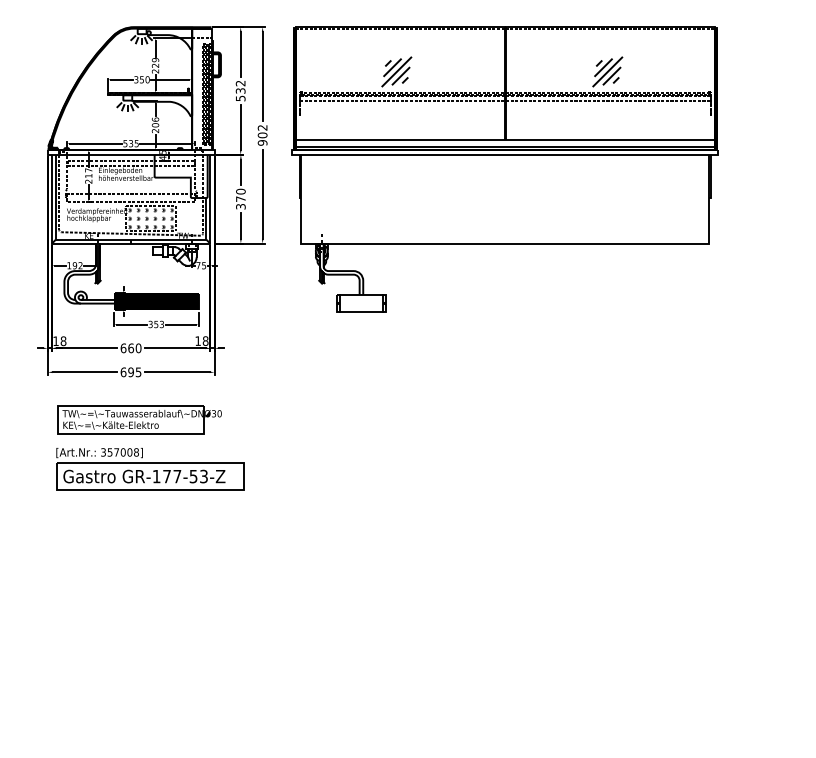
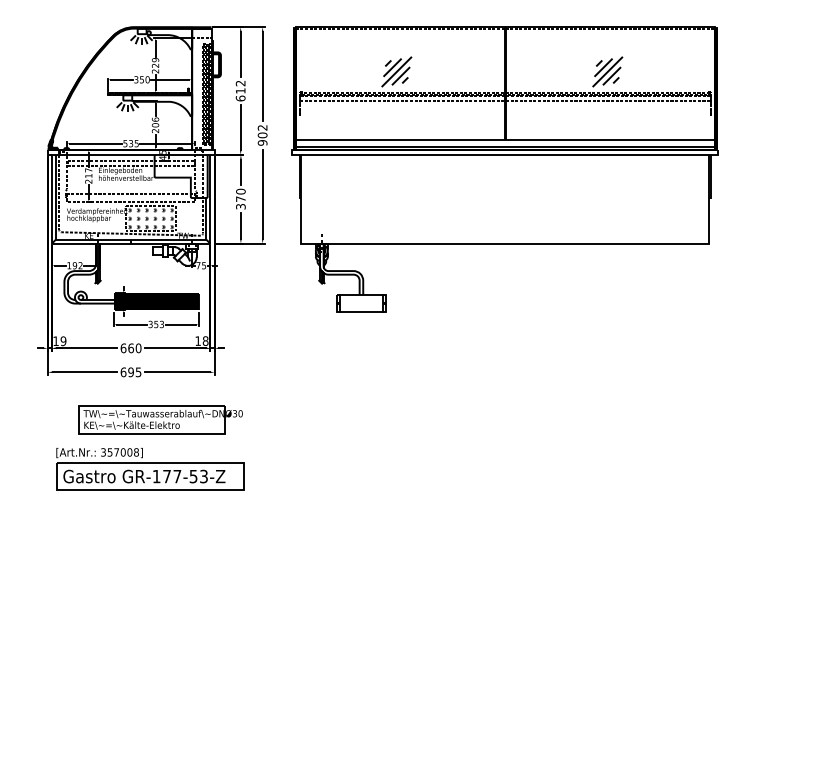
text: 532 -> 612 (240, 94)
text: 18 -> 19 (63, 341)
part position: (139, 419) -> (160, 419) (160, 419)
